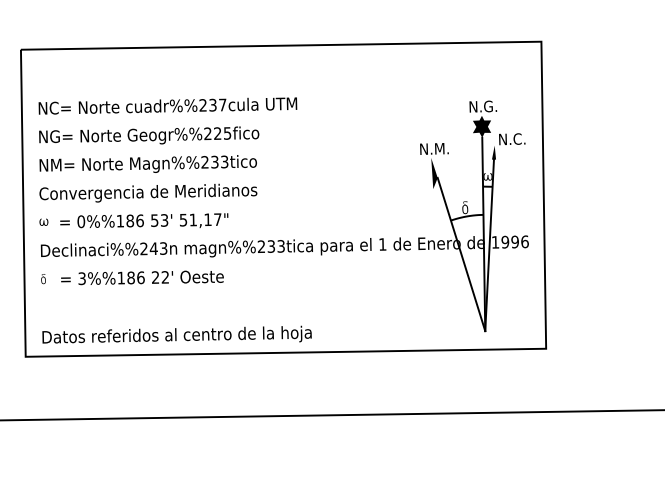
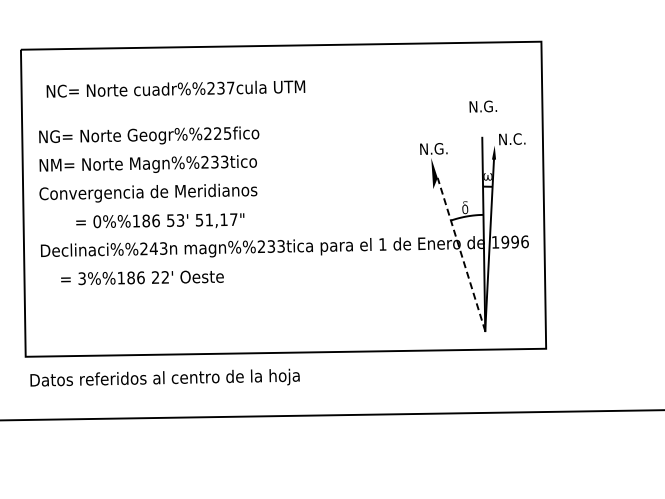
text position: (167, 105) -> (175, 88) (175, 88)
fill: present -> none (481, 126)
text: N.M. -> N.G. (441, 148)
text position: (144, 220) -> (160, 220) (160, 220)
part: present -> none (43, 221)
line: solid -> dashed (461, 254)
part: present -> none (43, 279)
text position: (176, 334) -> (164, 377) (164, 377)
